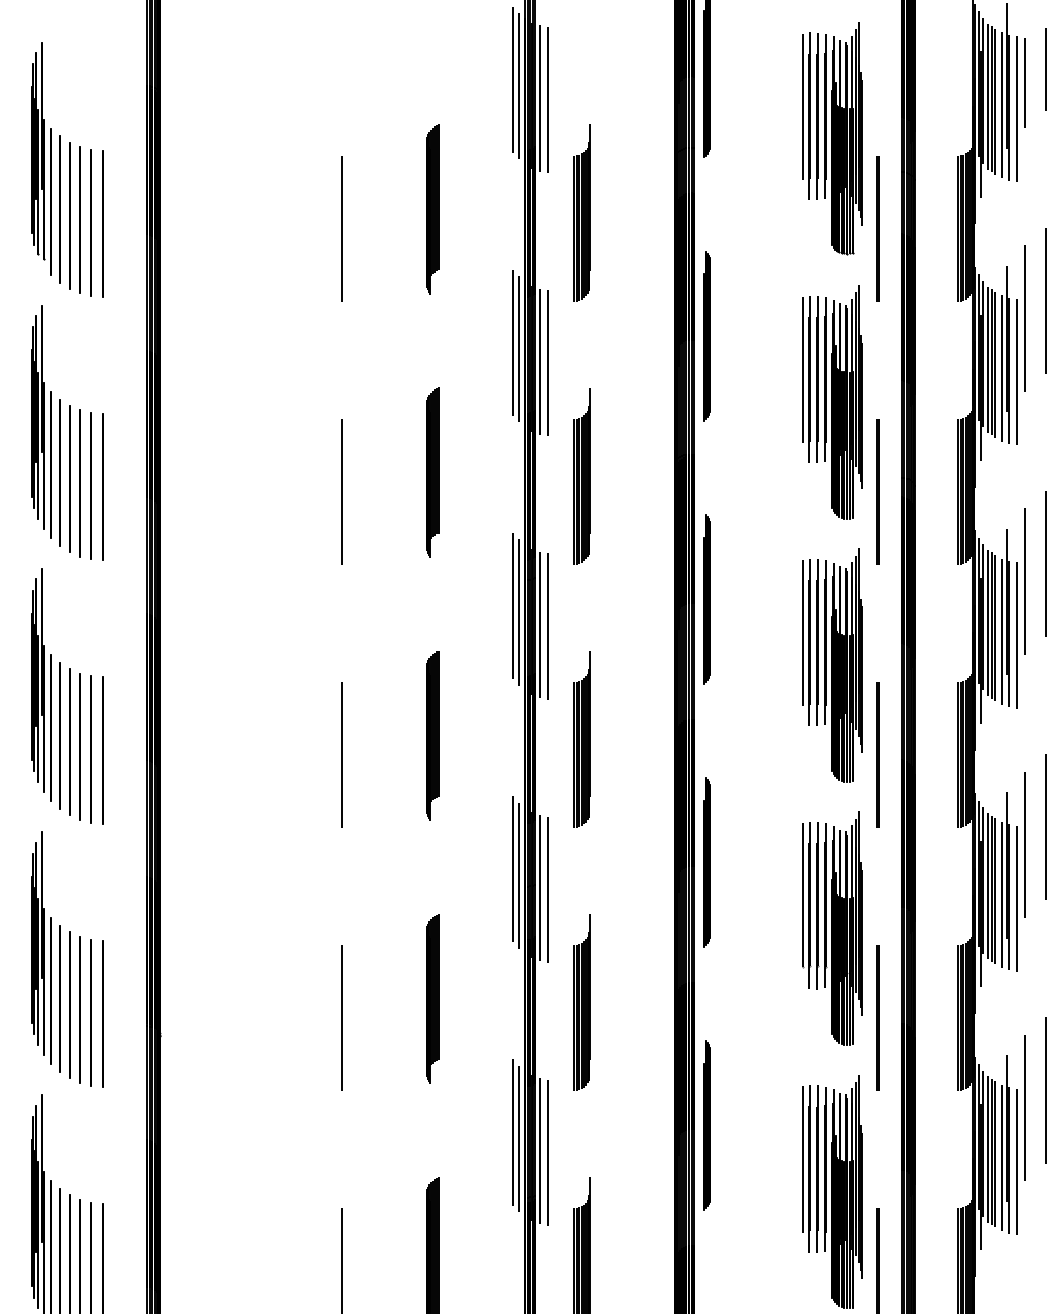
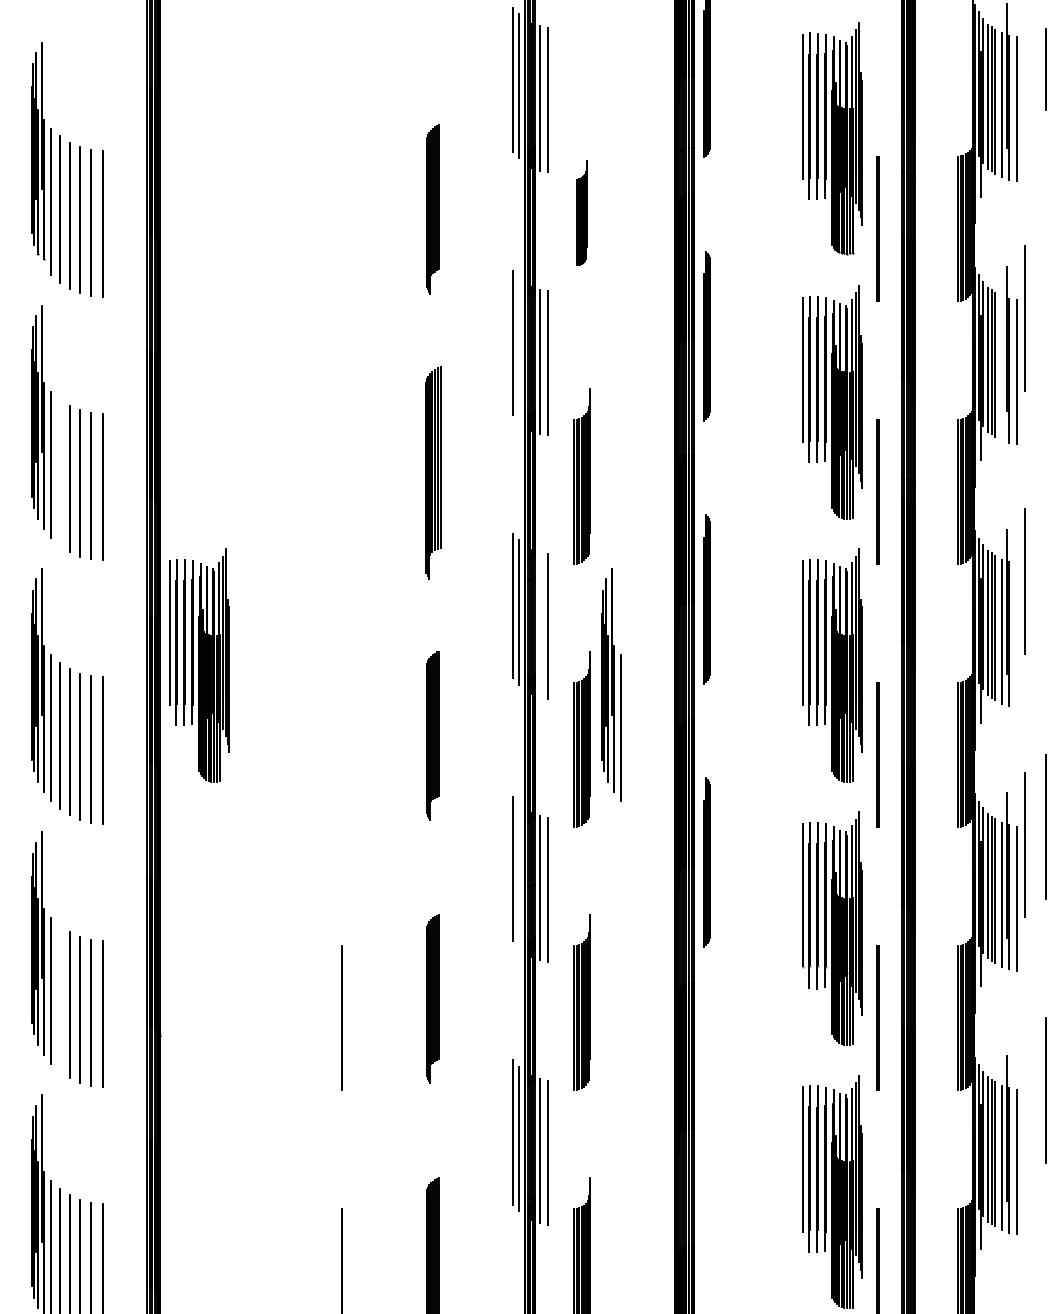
line: present -> none (1025, 83)
part size: 18x178 px -> 12x106 px (581, 212)
line: present -> none (341, 228)
line: present -> none (1045, 300)
line: present -> none (518, 349)
line: present -> none (1001, 368)
line: present -> none (59, 472)
part size: 14x171 px -> 17x214 px (433, 472)
line: present -> none (341, 491)
line: present -> none (1045, 563)
line: present -> none (539, 624)
line: present -> none (1016, 635)
part: none -> present (199, 665)
part: none -> present (611, 684)
line: present -> none (341, 754)
line: present -> none (518, 875)
line: present -> none (59, 998)
line: present -> none (1025, 1107)
part: present -> none (706, 1125)
